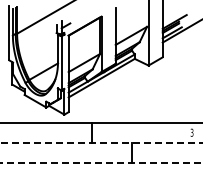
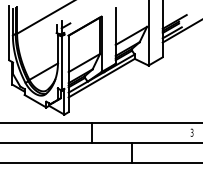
line: dashed -> solid (101, 143)
line: dashed -> solid (101, 162)
